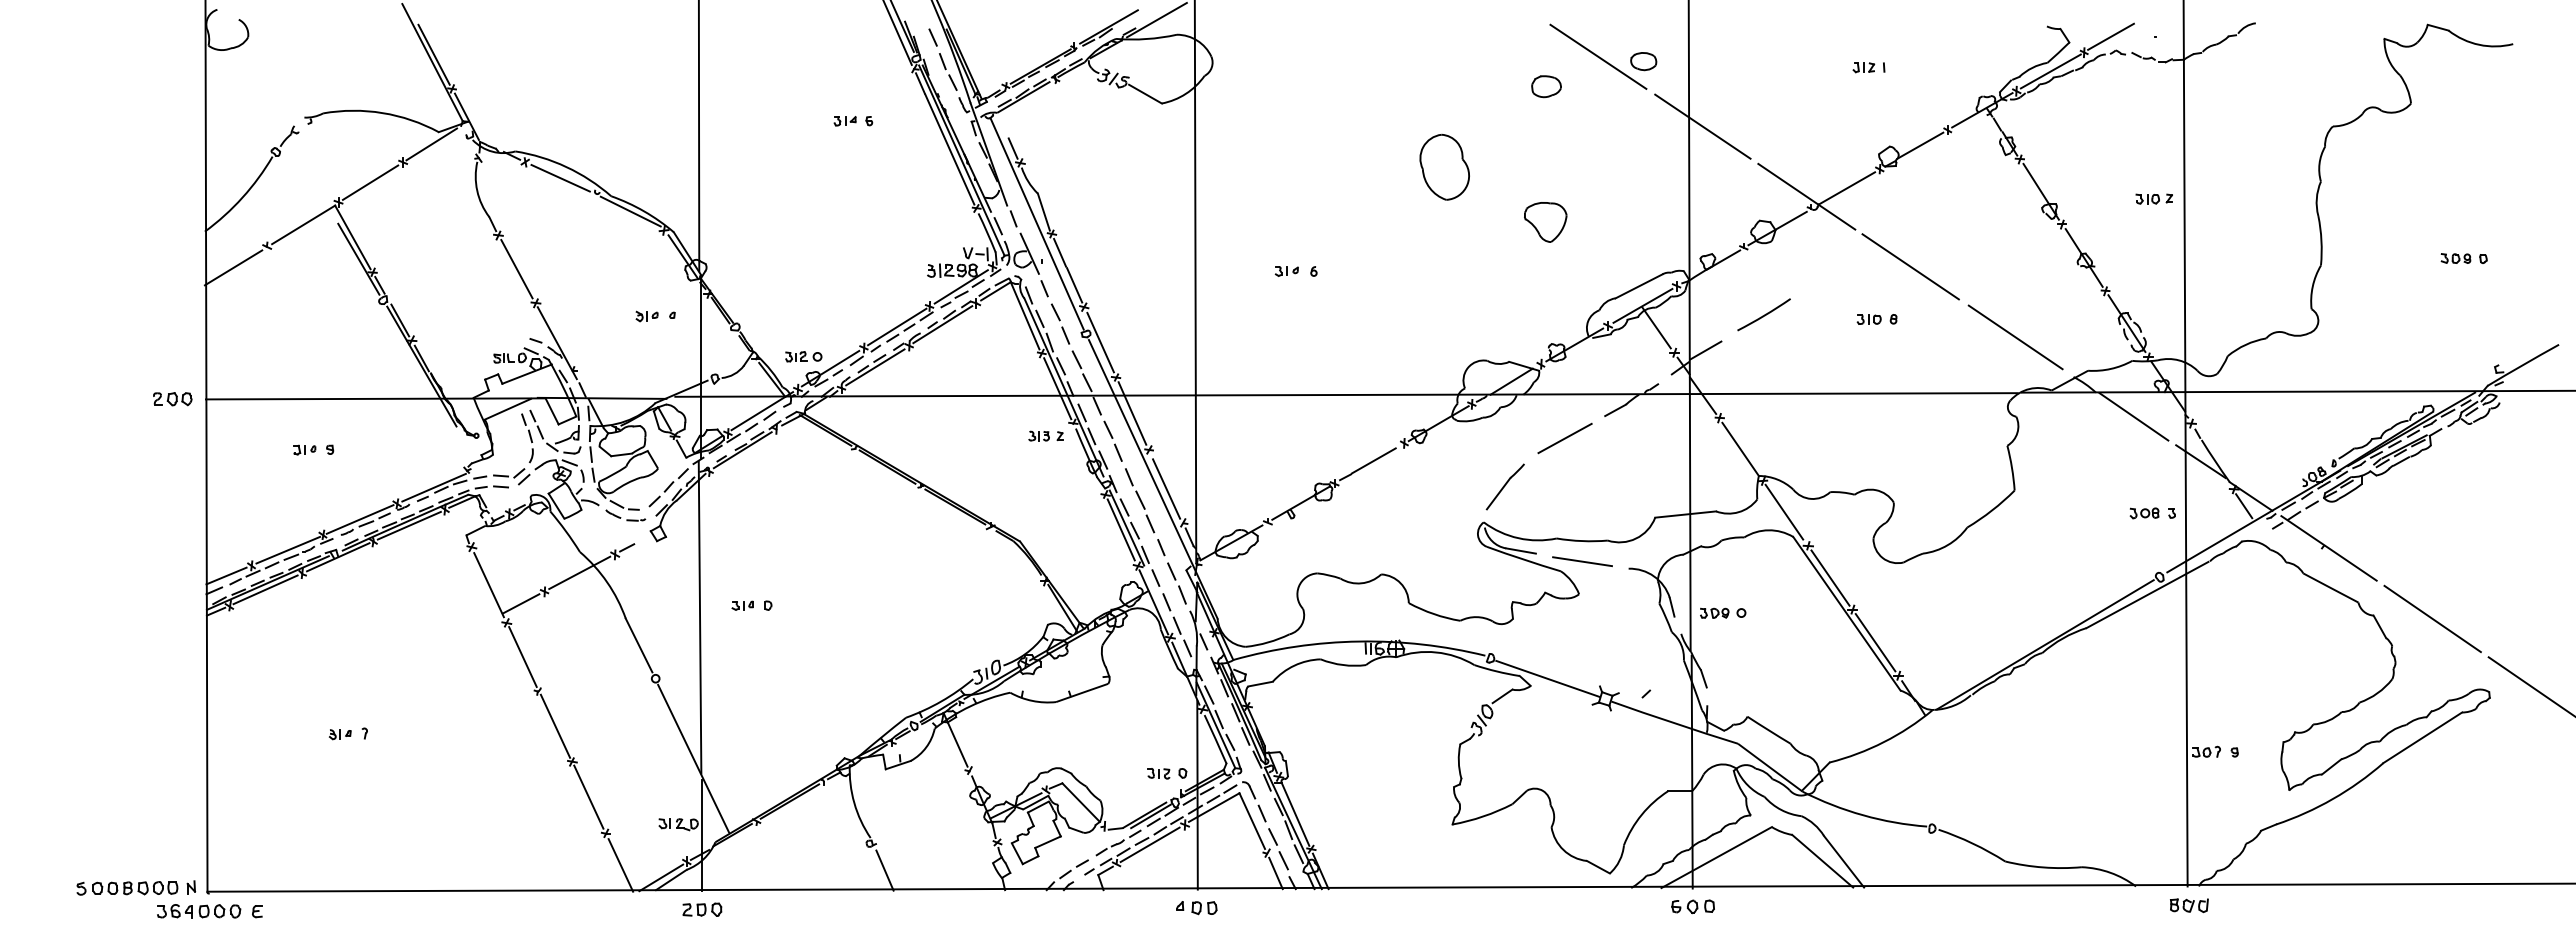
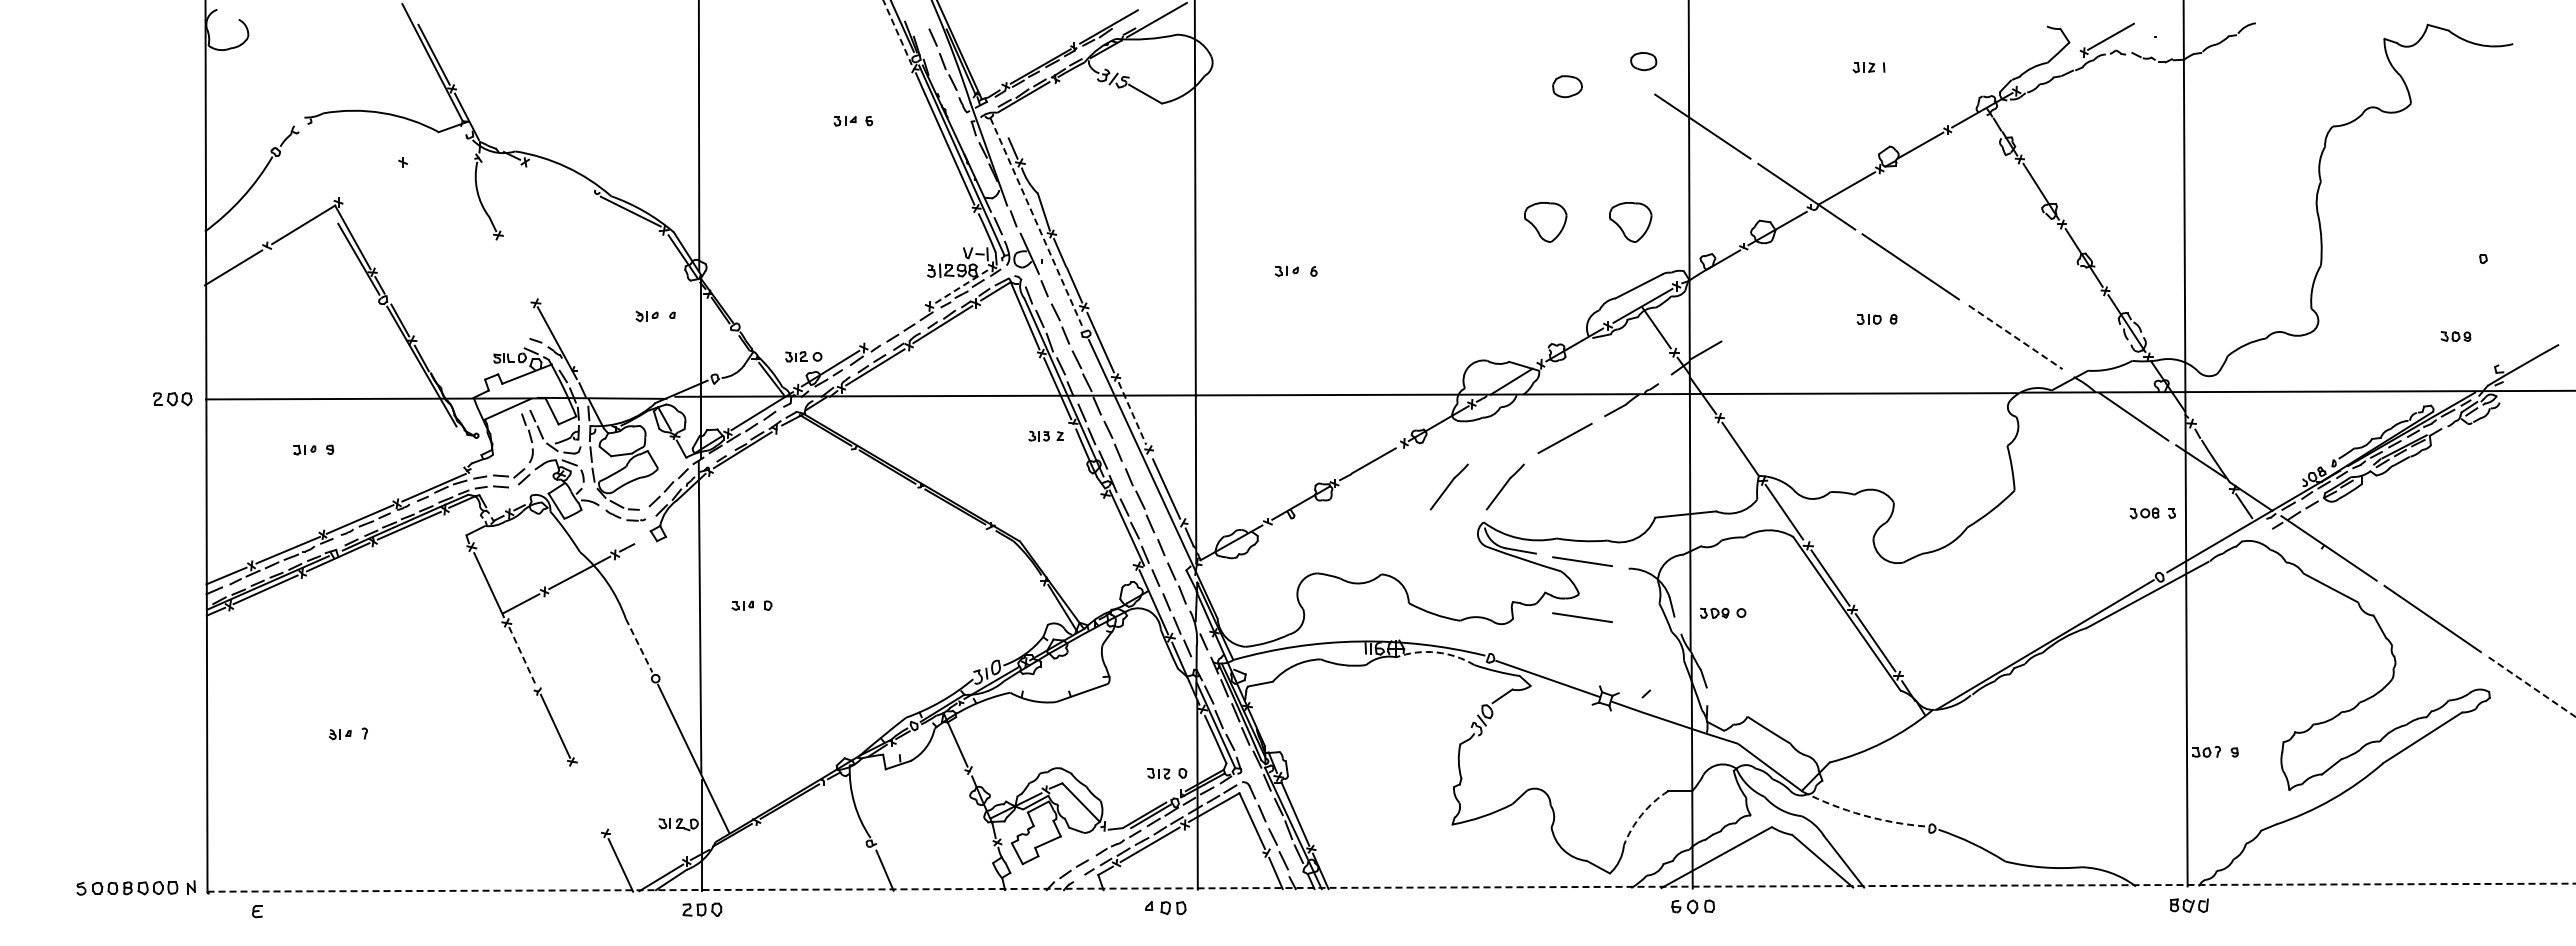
line: solid -> dashed (897, 33)
line: present -> none (1598, 56)
line: present -> none (2050, 71)
part position: (1546, 86) -> (1567, 86) (1567, 86)
line: present -> none (431, 144)
part: present -> none (1444, 166)
line: present -> none (560, 177)
line: present -> none (370, 182)
part: present -> none (2153, 198)
part: none -> present (1630, 222)
line: solid -> dashed (1037, 223)
part position: (2455, 258) -> (2455, 336) (2455, 336)
line: present -> none (516, 269)
line: solid -> dashed (960, 287)
line: present -> none (1764, 314)
line: present -> none (897, 326)
line: solid -> dashed (2015, 337)
line: solid -> dashed (1132, 413)
part: none -> present (1448, 486)
line: present -> none (1120, 529)
line: none -> present (1582, 617)
line: solid -> dashed (639, 645)
arc: solid -> dashed (1436, 652)
line: solid -> dashed (522, 657)
line: solid -> dashed (2532, 687)
line: present -> none (588, 796)
arc: solid -> dashed (1641, 814)
arc: solid -> dashed (1863, 815)
line: solid -> dashed (1391, 887)
part position: (1196, 908) -> (1165, 908) (1165, 908)
part: present -> none (199, 911)
